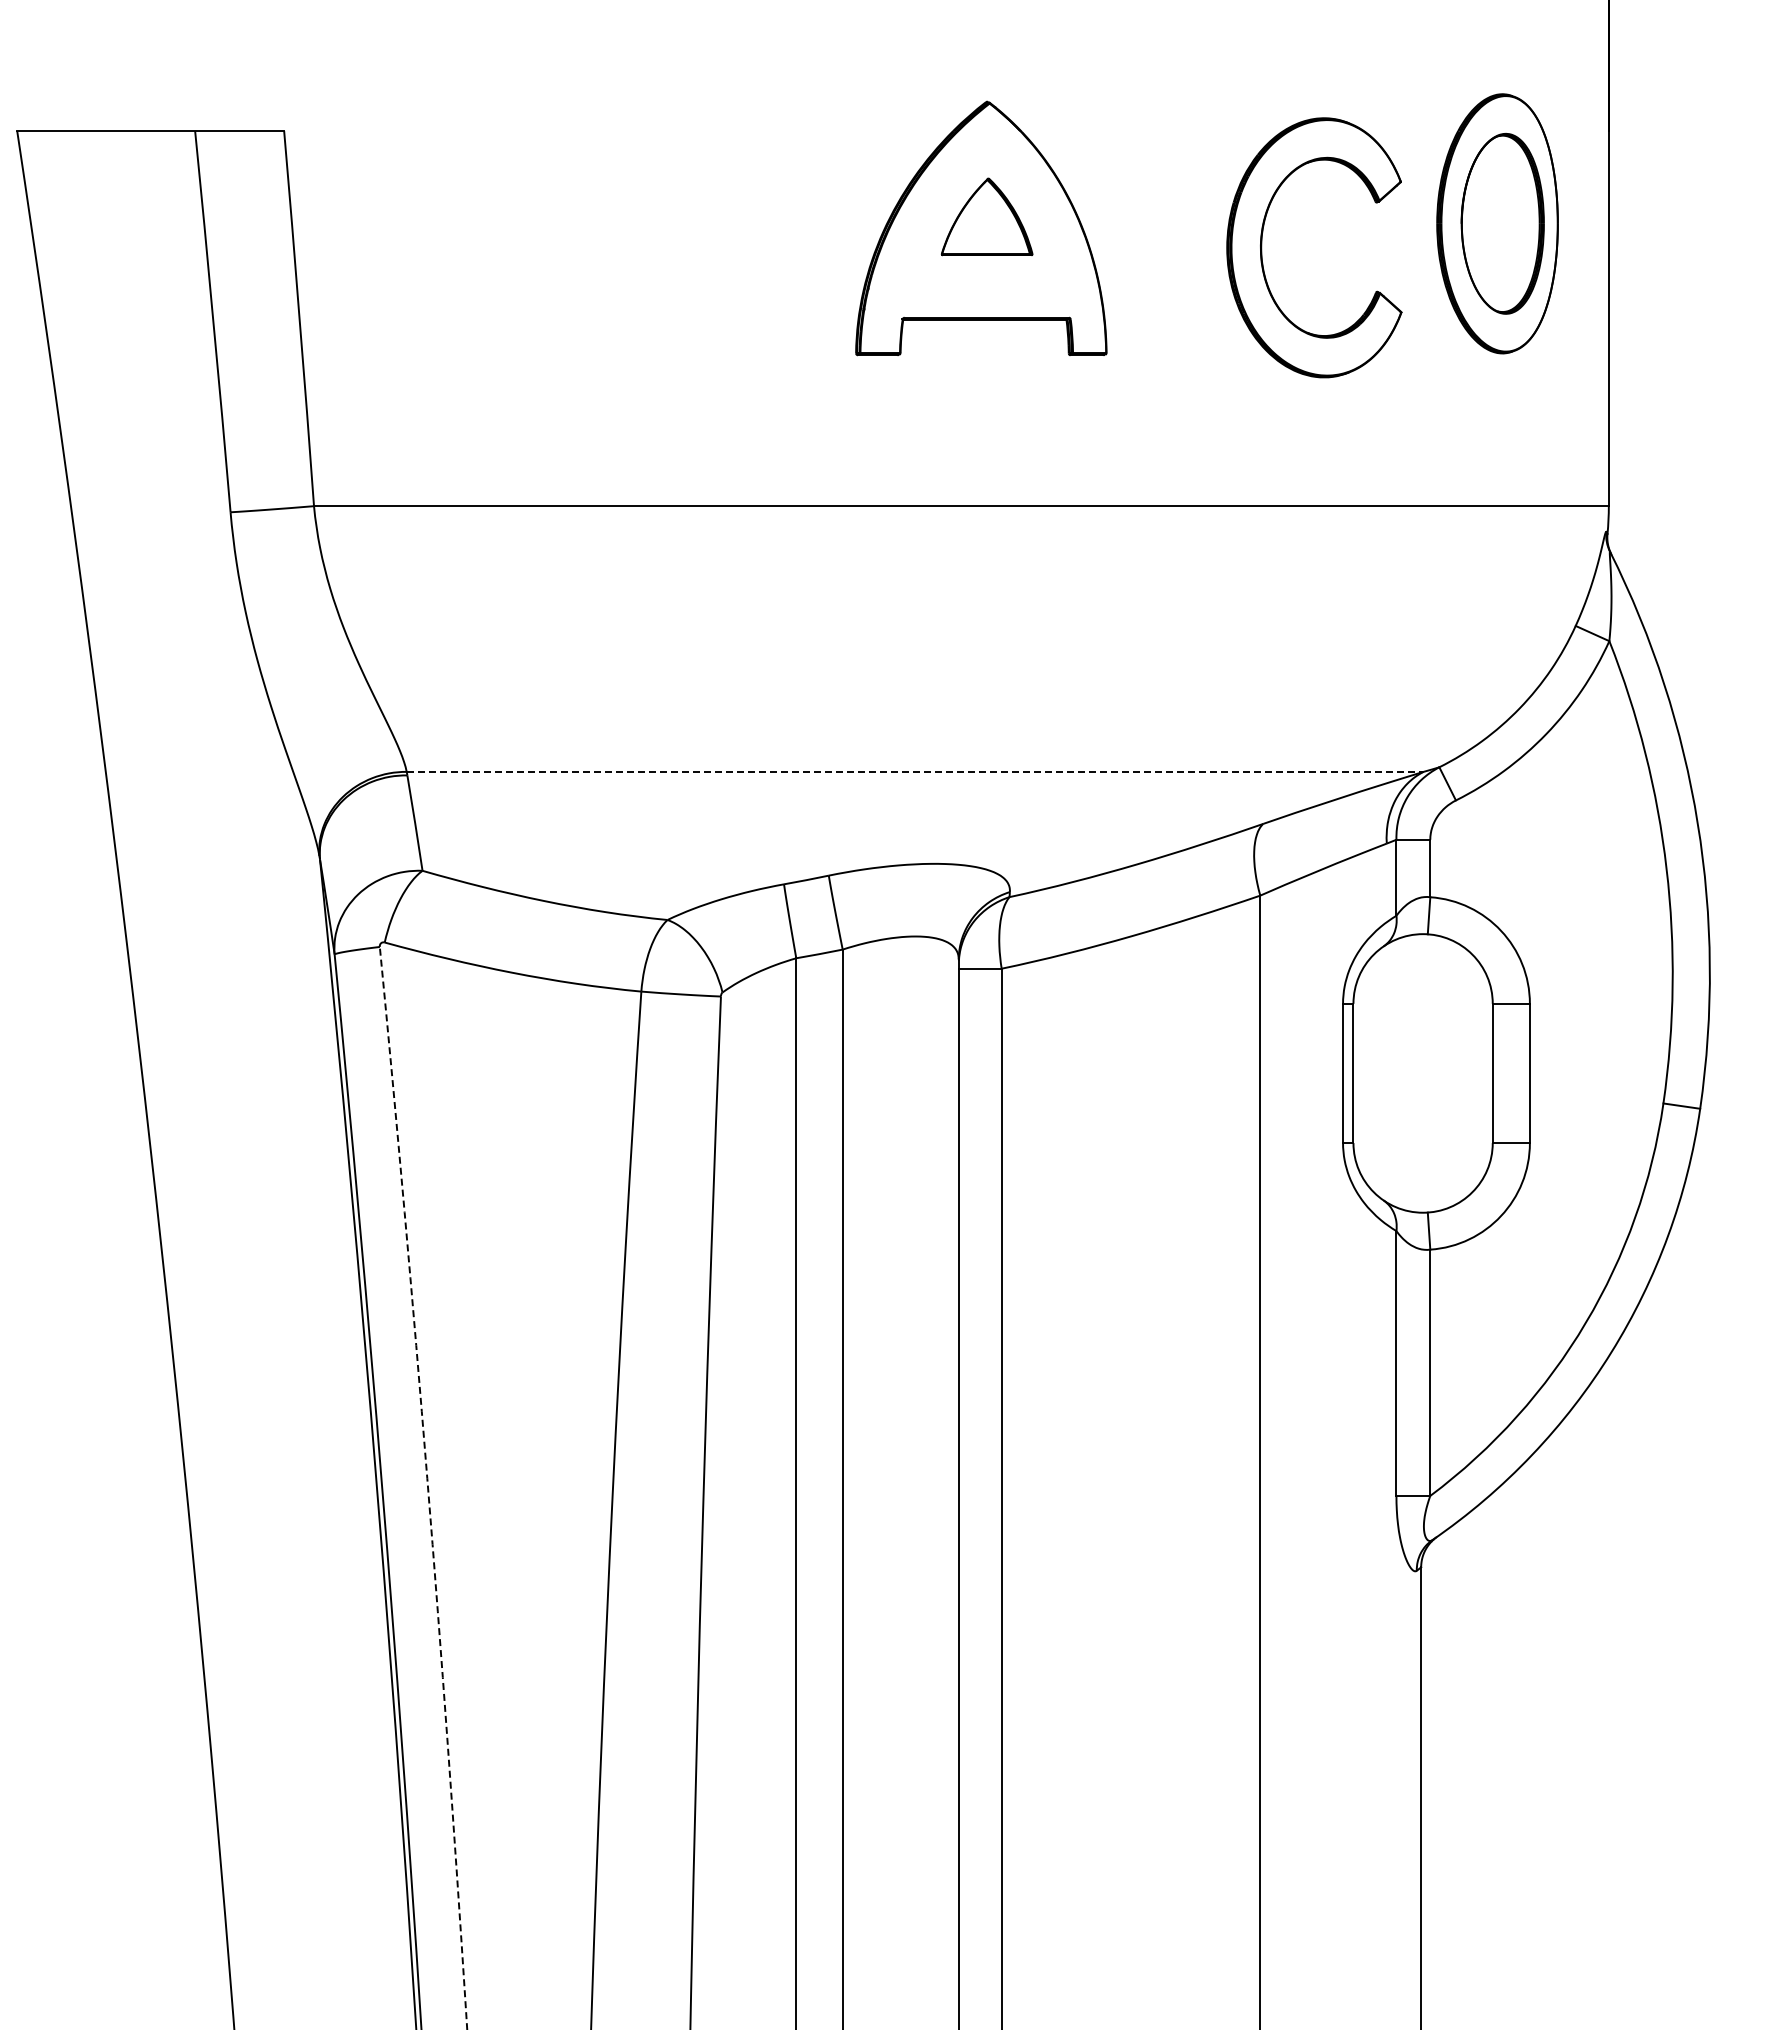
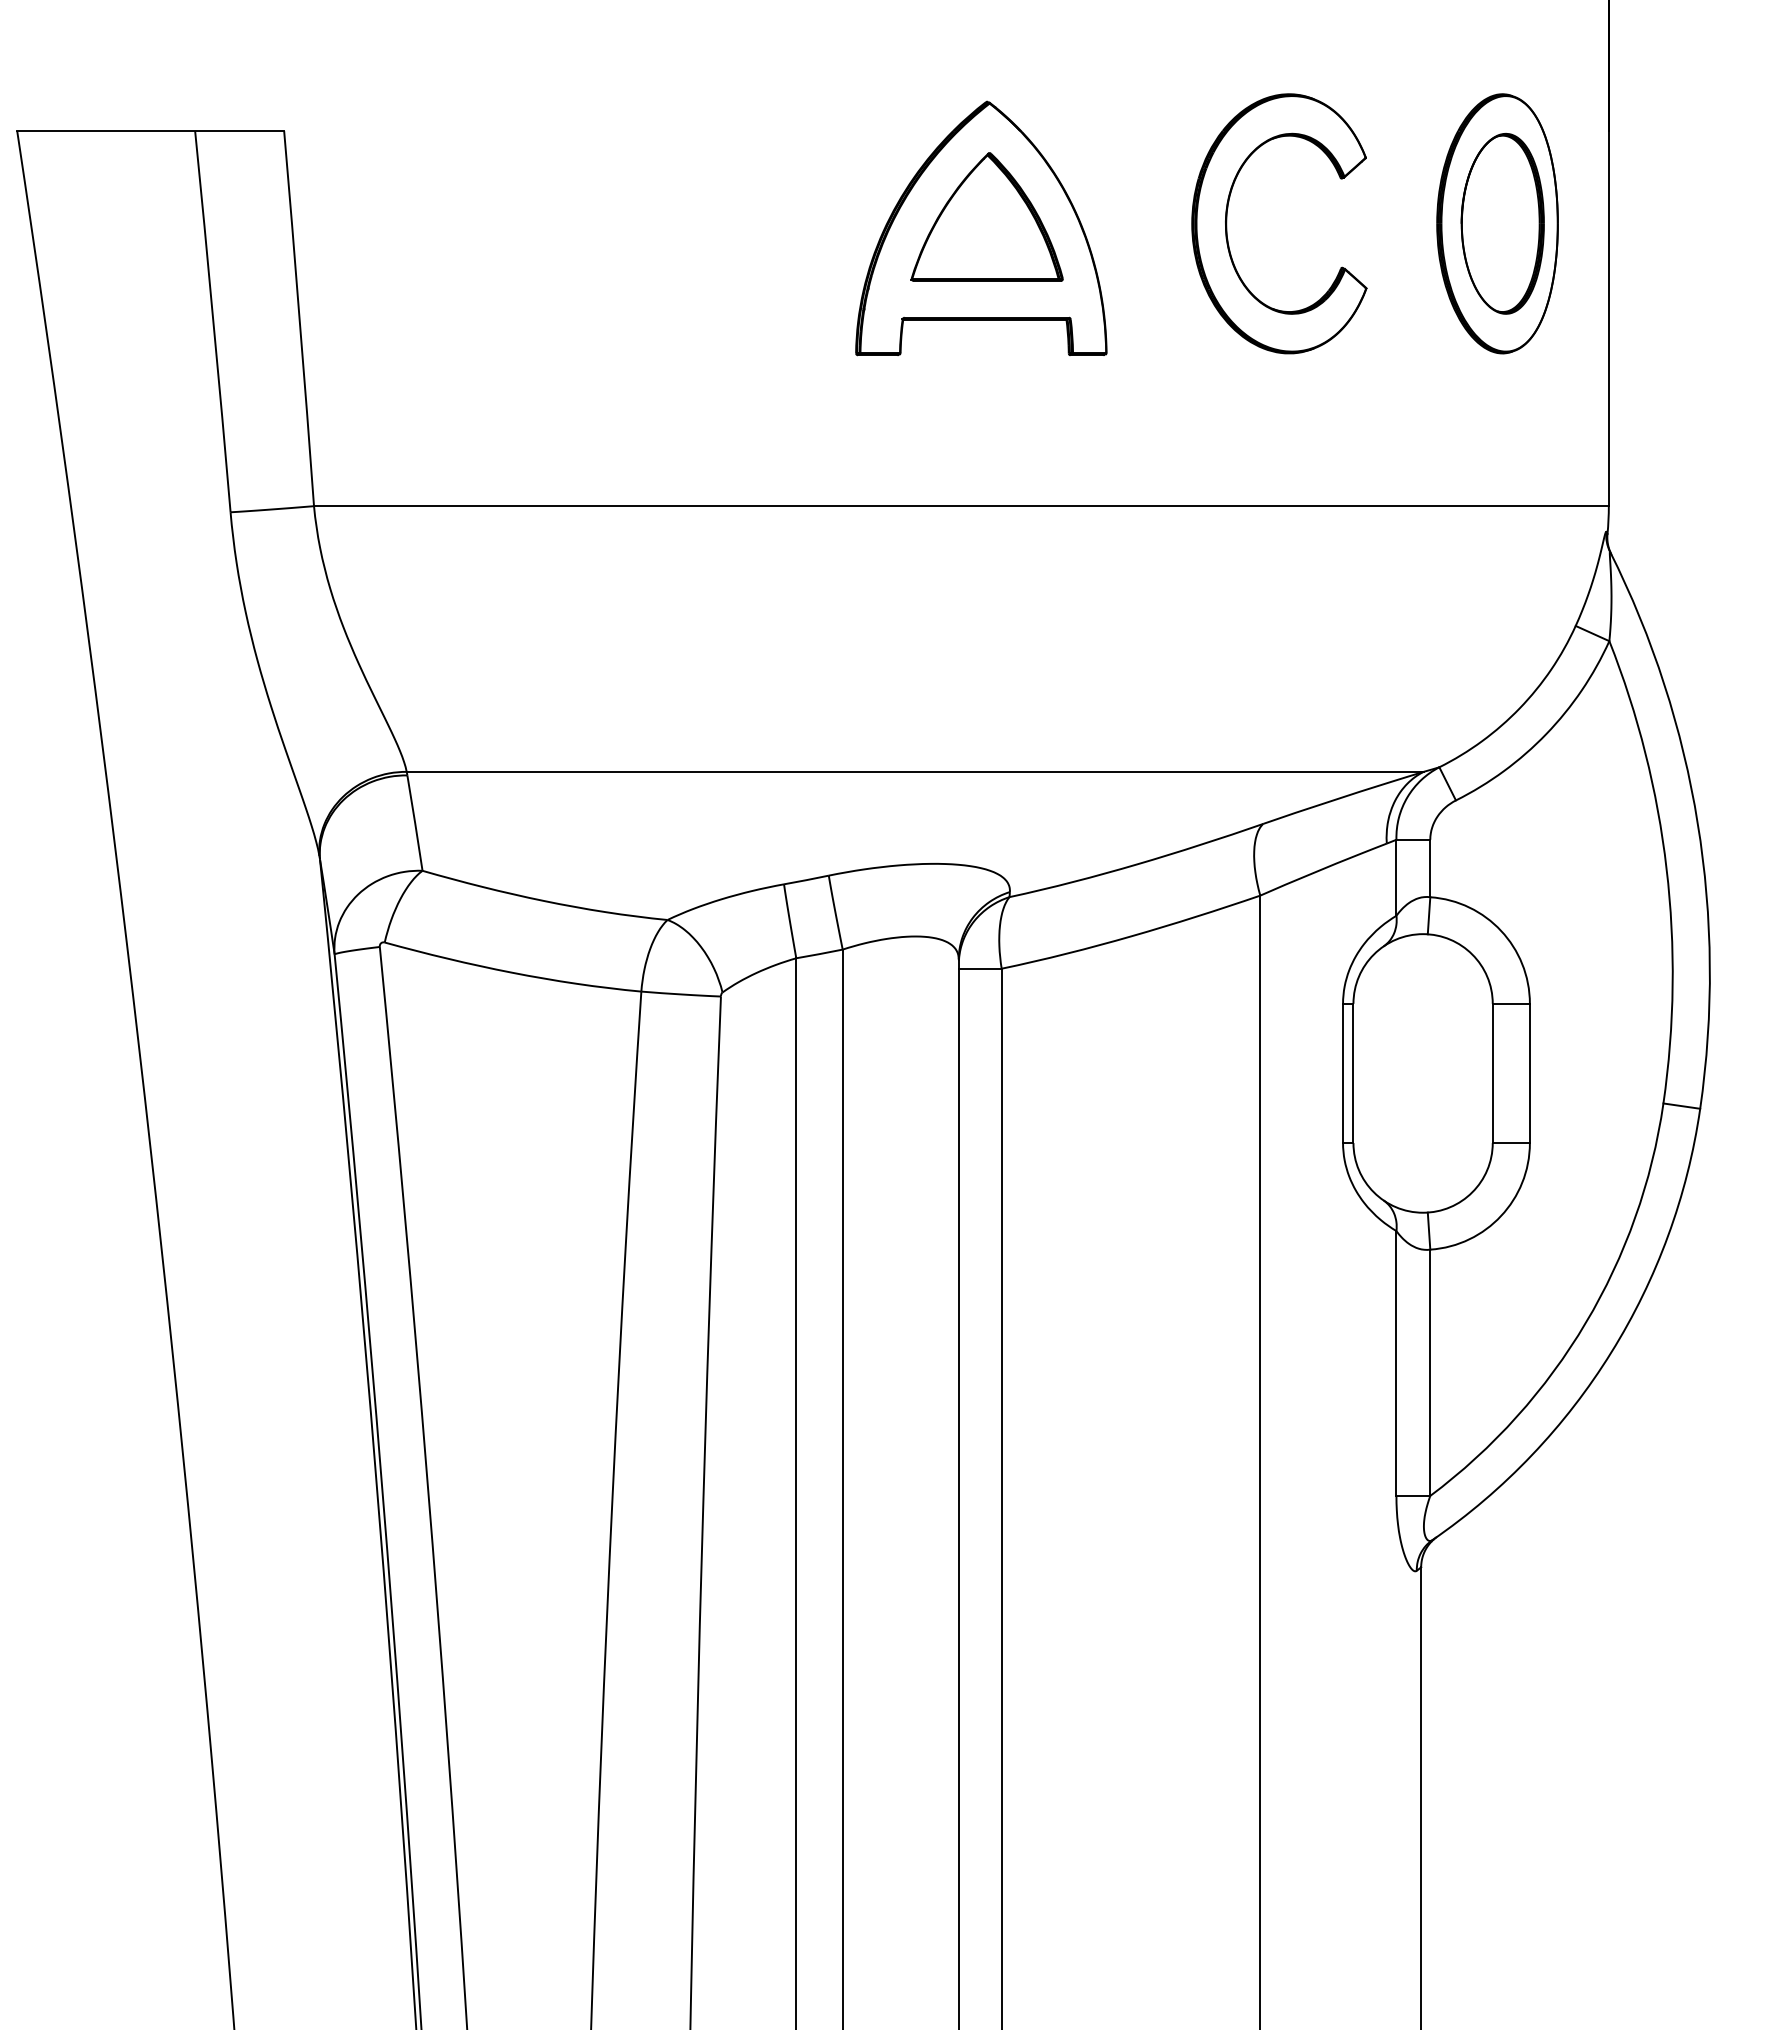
part size: 94x80 px -> 154x130 px (986, 216)
part position: (1262, 247) -> (1227, 223) (1227, 223)
line: dashed -> solid (915, 771)
arc: dashed -> solid (428, 1488)
